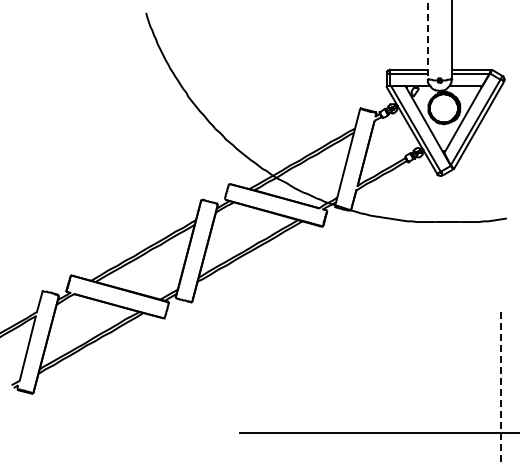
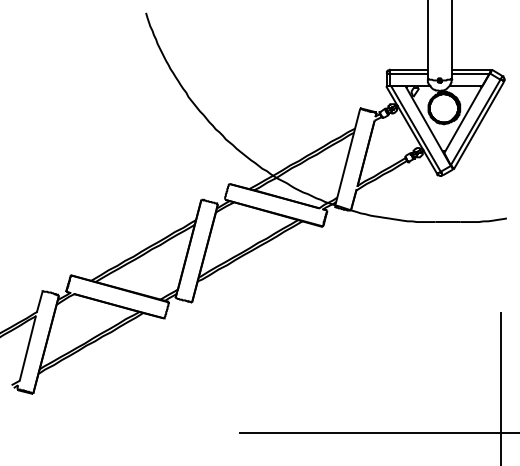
line: dashed -> solid (427, 40)
line: dashed -> solid (501, 388)
